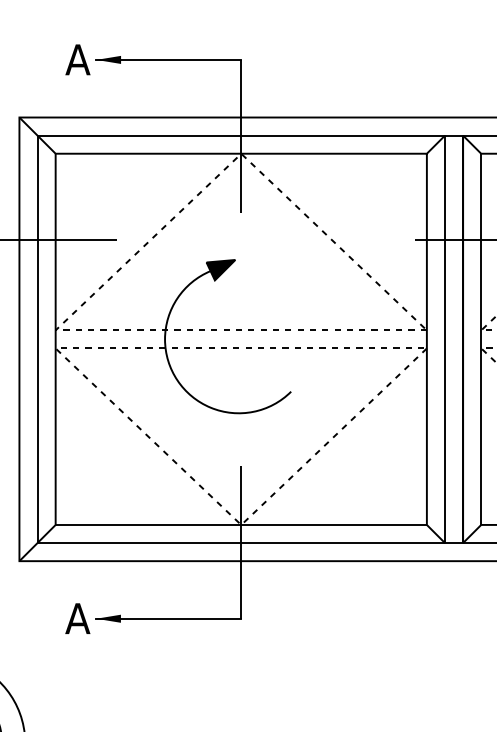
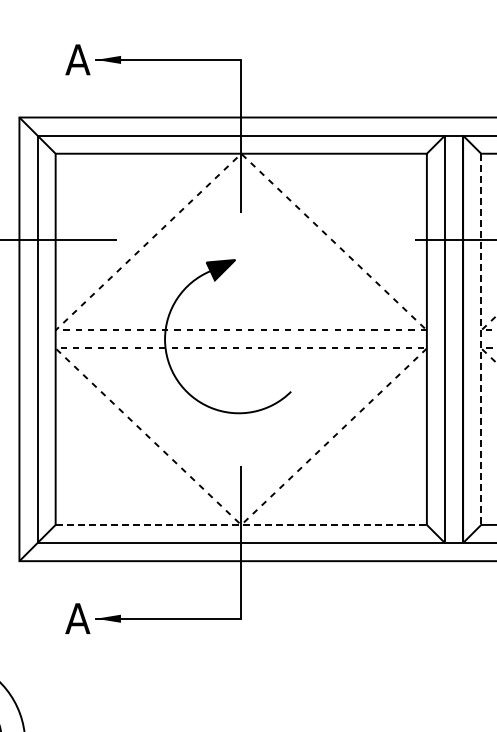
line: solid -> dashed (481, 339)
line: solid -> dashed (241, 524)
